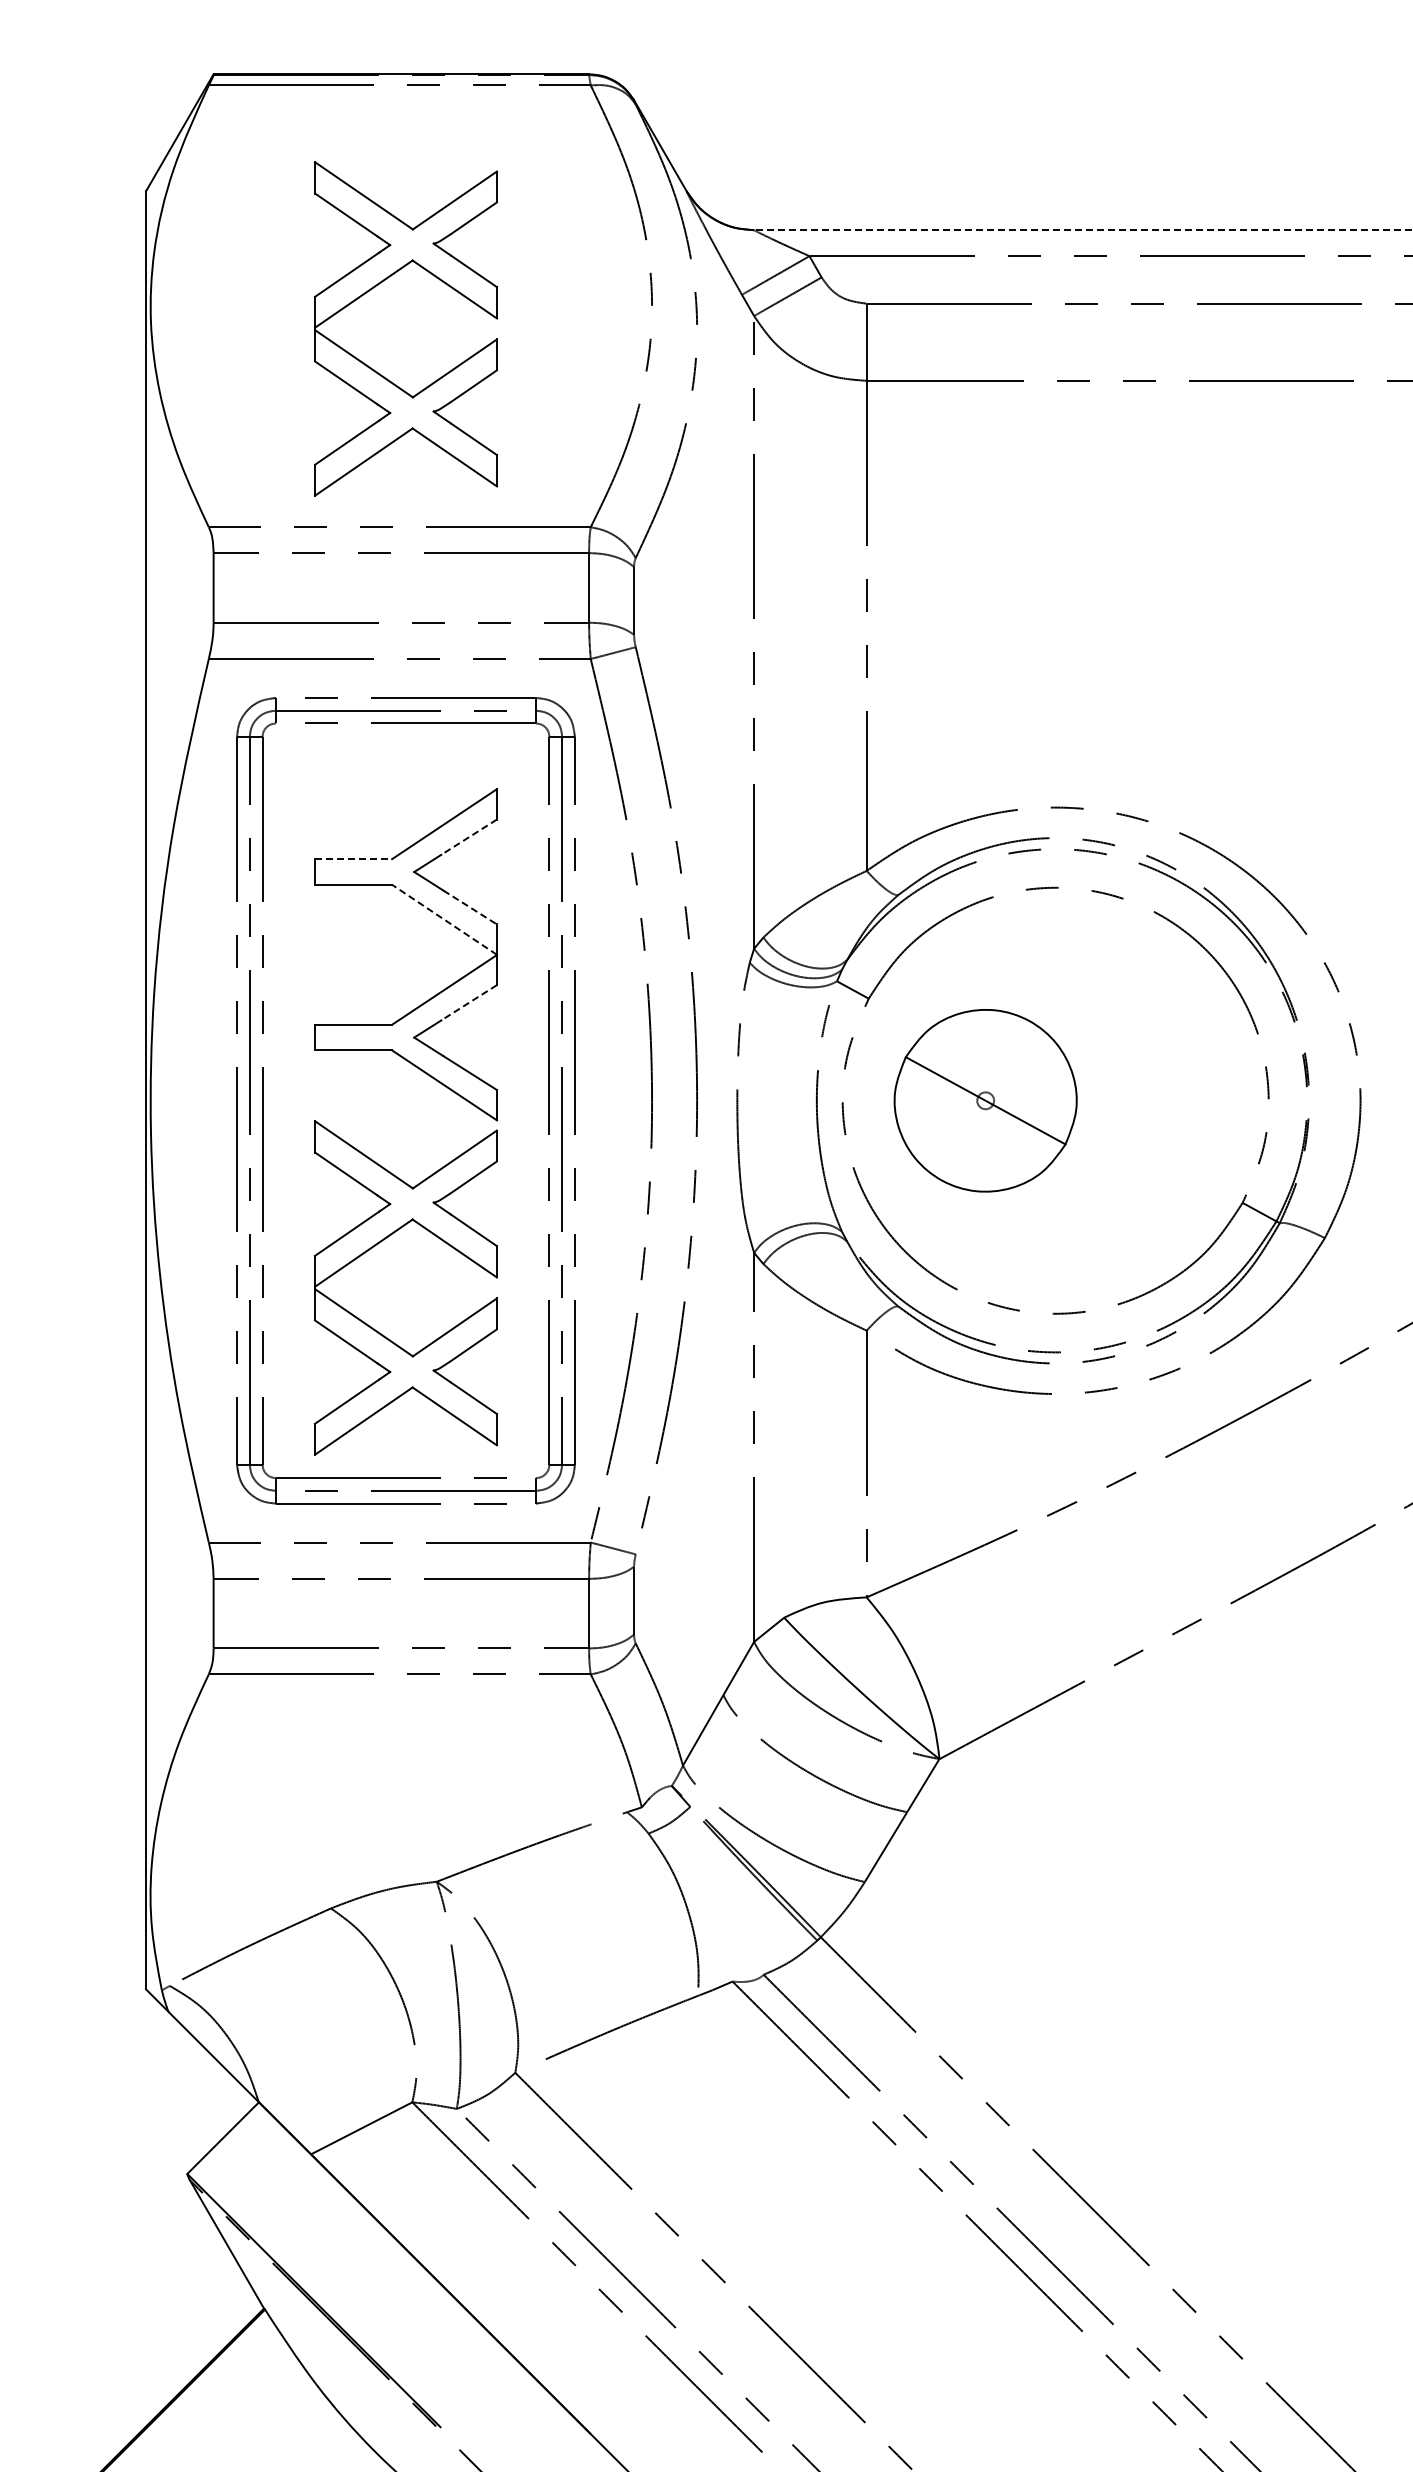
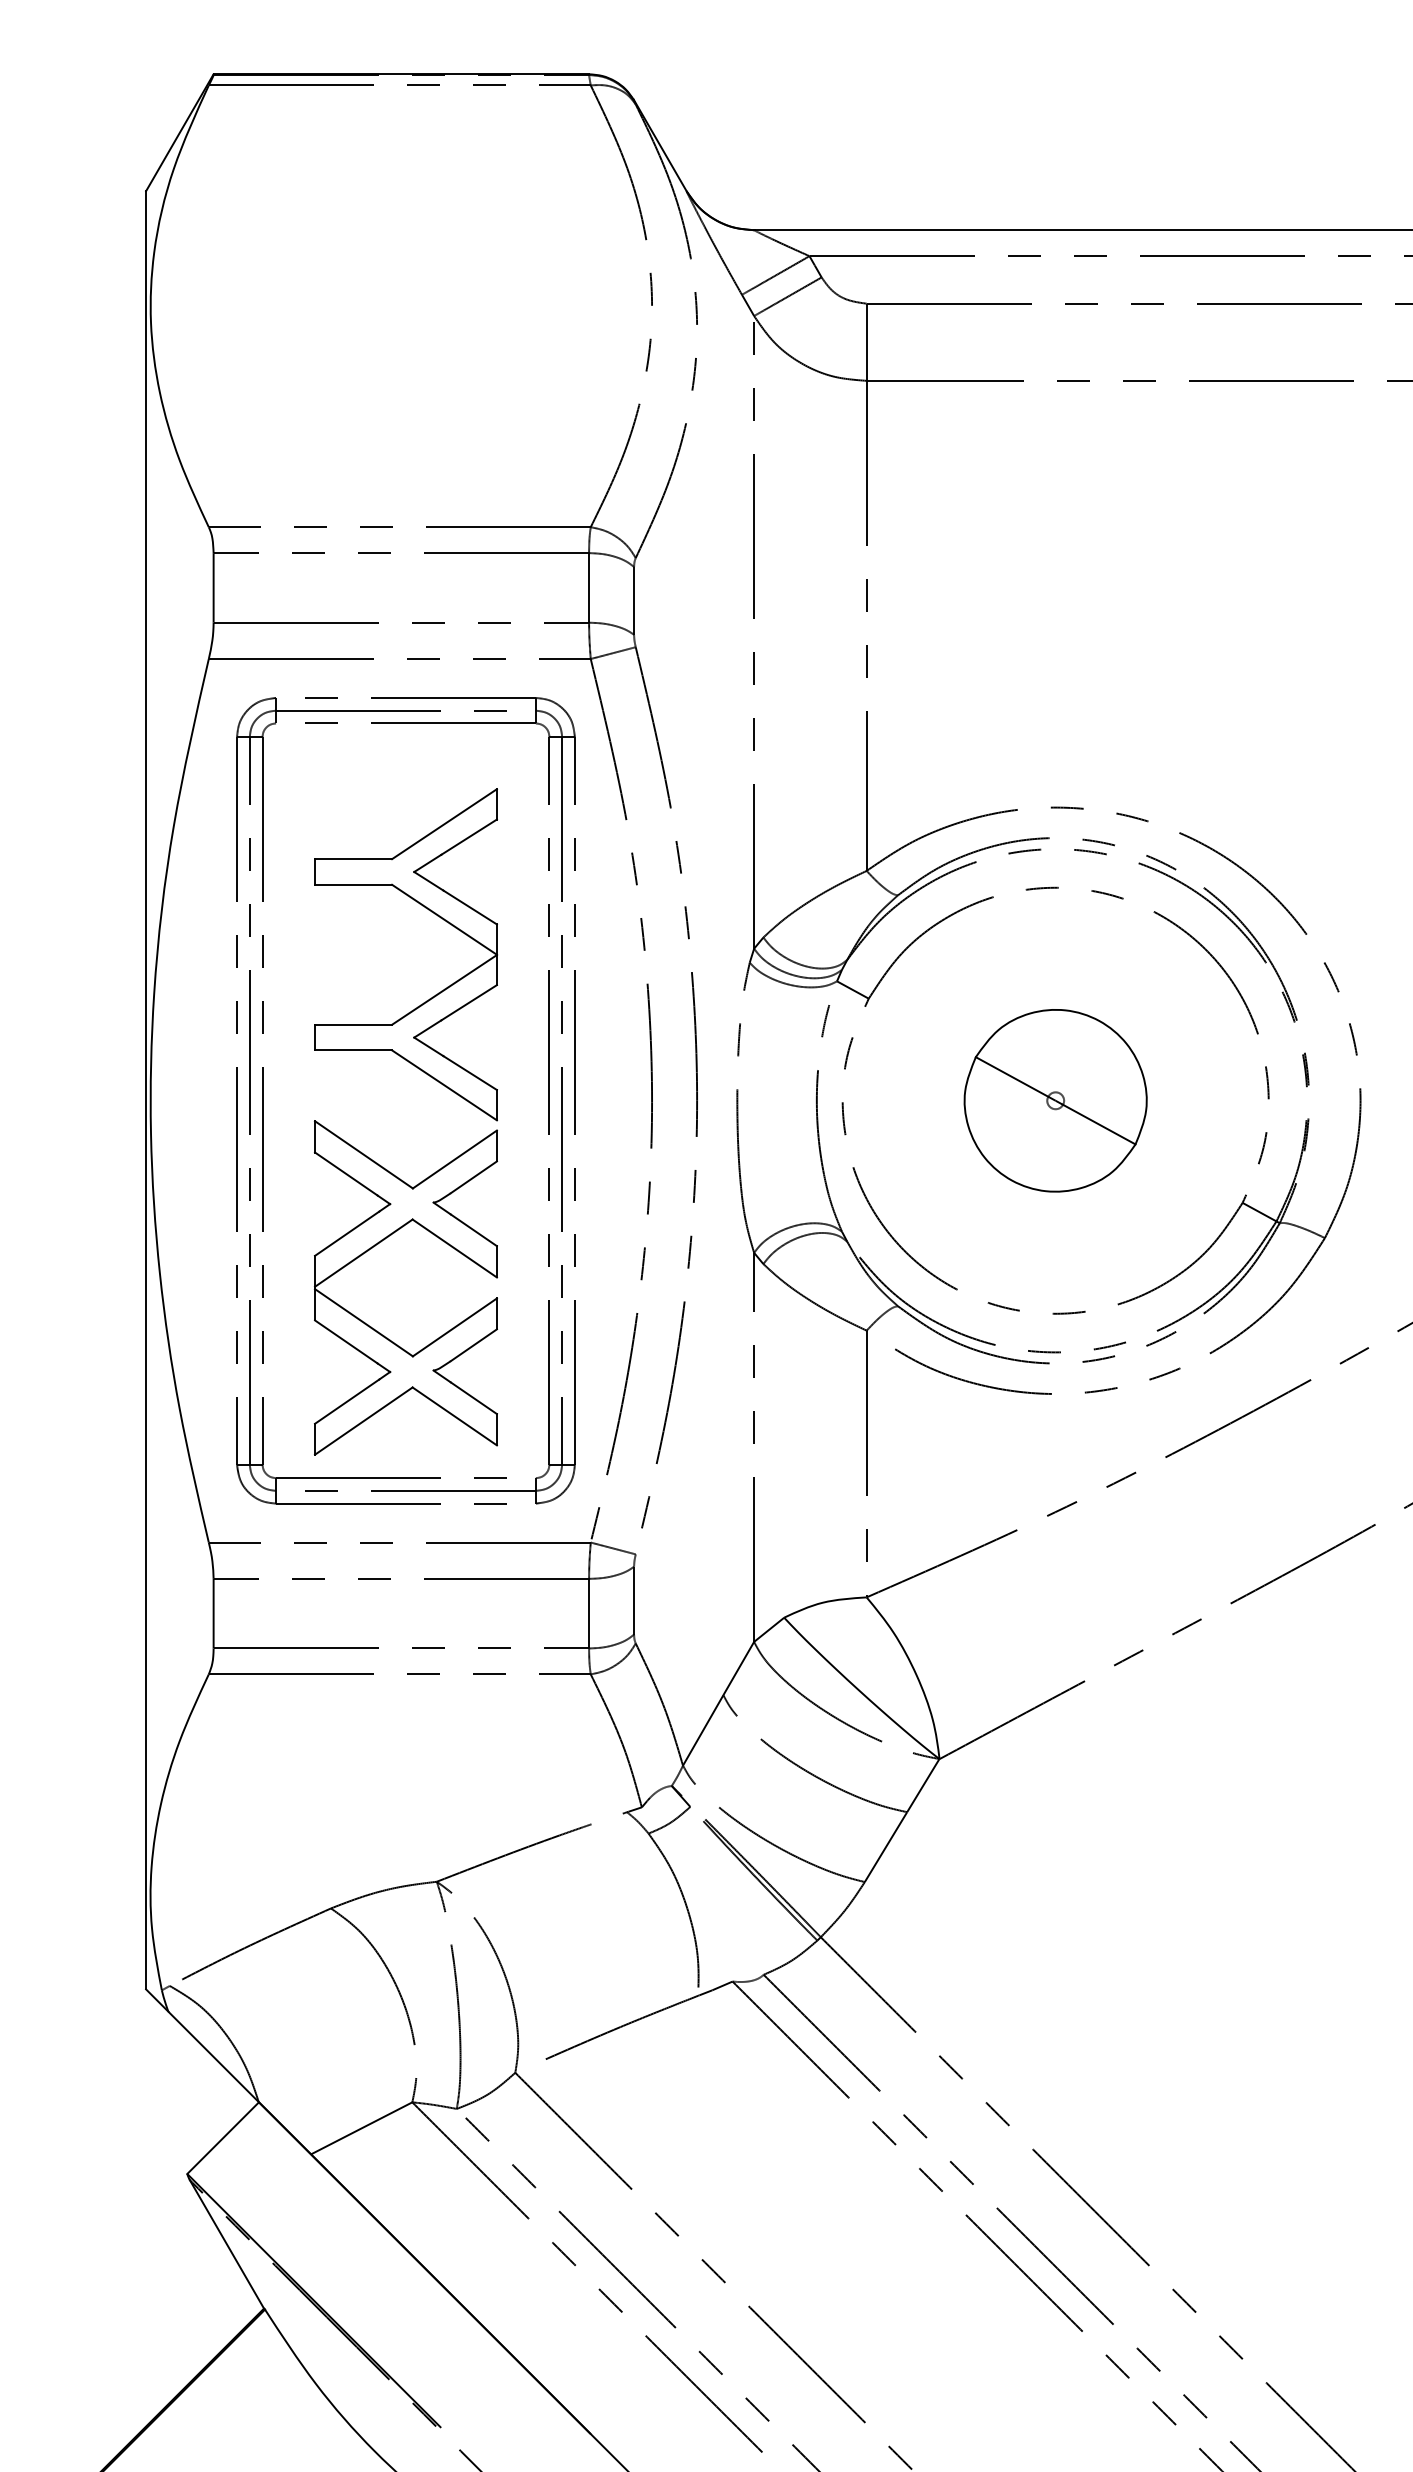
line: dashed -> solid (1083, 230)
part: present -> none (378, 285)
line: dashed -> solid (469, 837)
line: dashed -> solid (353, 859)
line: dashed -> solid (470, 907)
line: dashed -> solid (444, 919)
line: dashed -> solid (469, 1002)
part position: (985, 1100) -> (1055, 1100) (1055, 1100)
